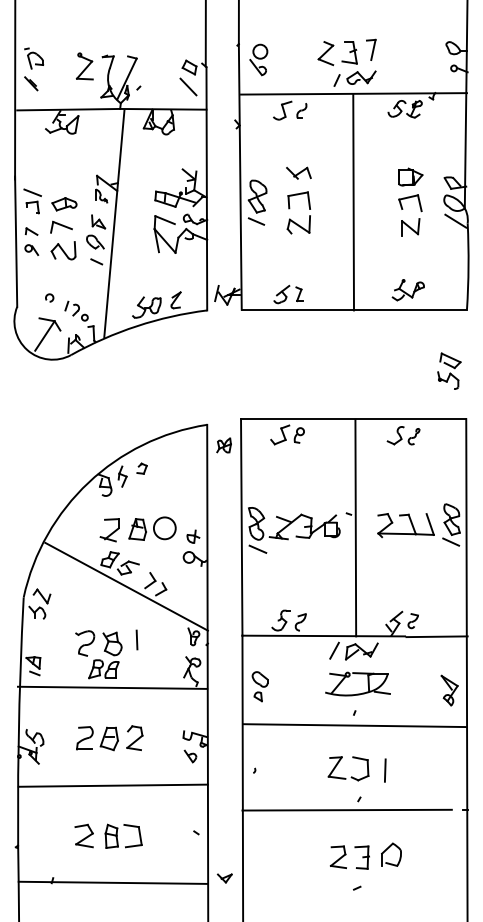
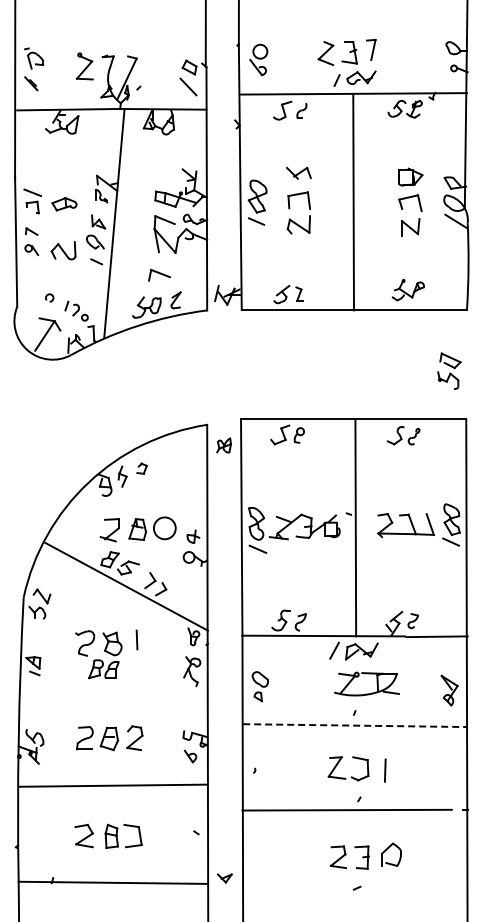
part position: (61, 226) -> (159, 274) (159, 274)
part position: (357, 674) -> (366, 674) (366, 674)
line: present -> none (112, 687)
line: solid -> dashed (355, 725)
